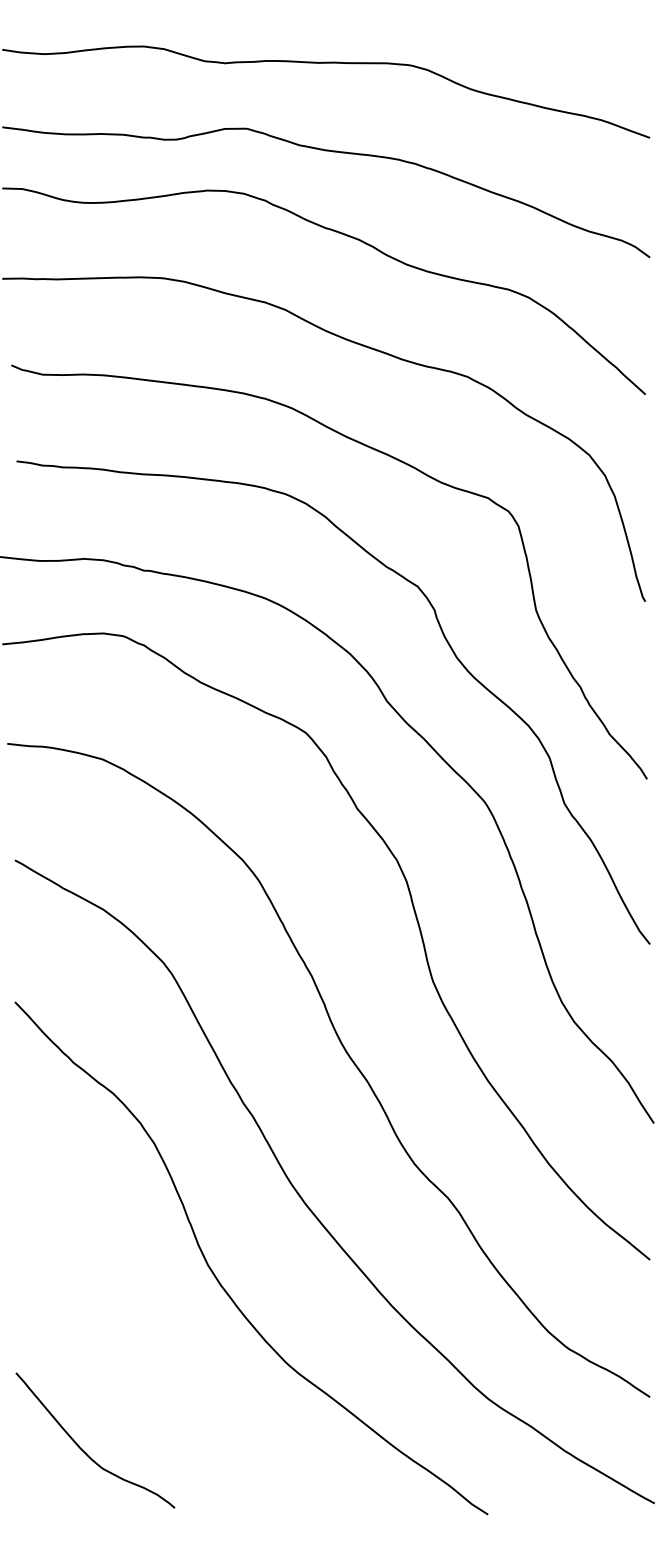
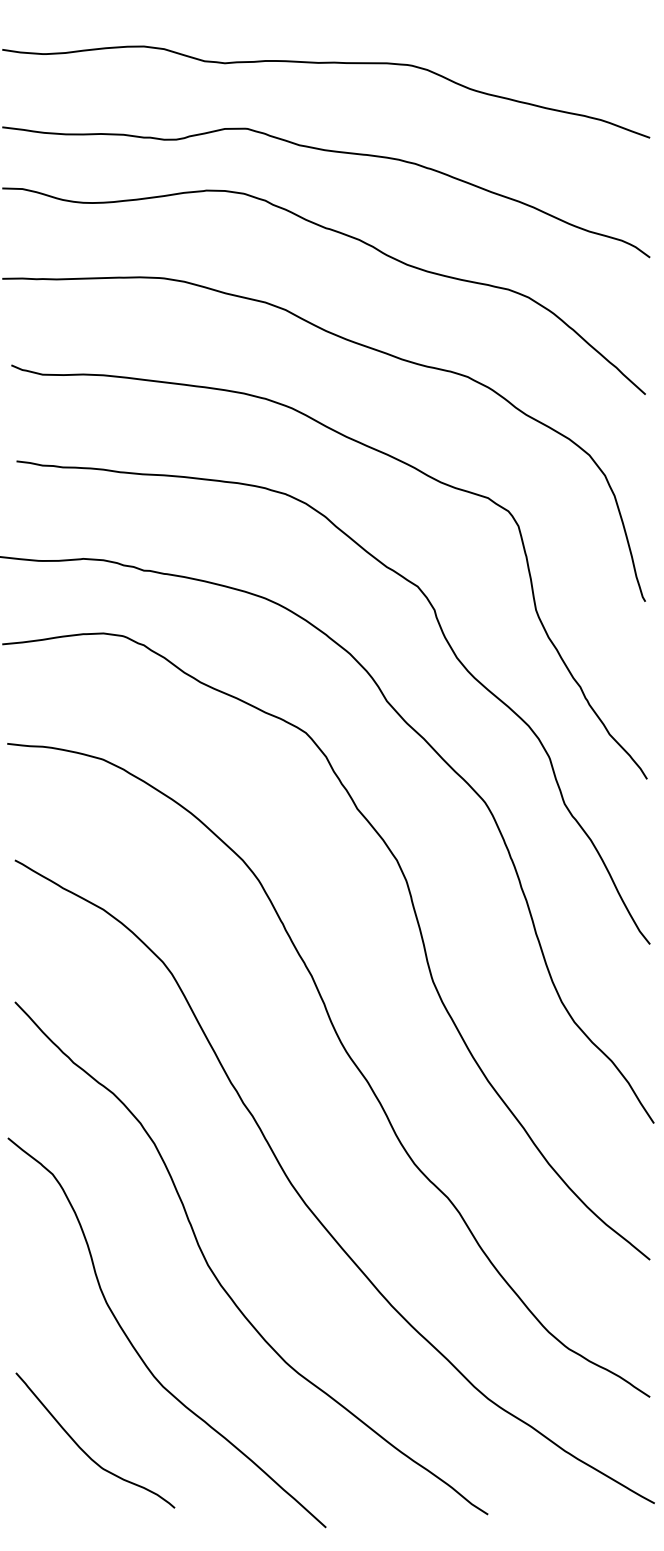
curve: none -> present (138, 1352)
